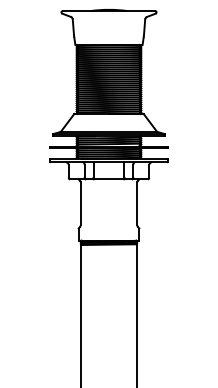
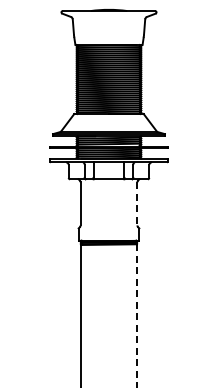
line: solid -> dashed (137, 203)
line: solid -> dashed (136, 316)
